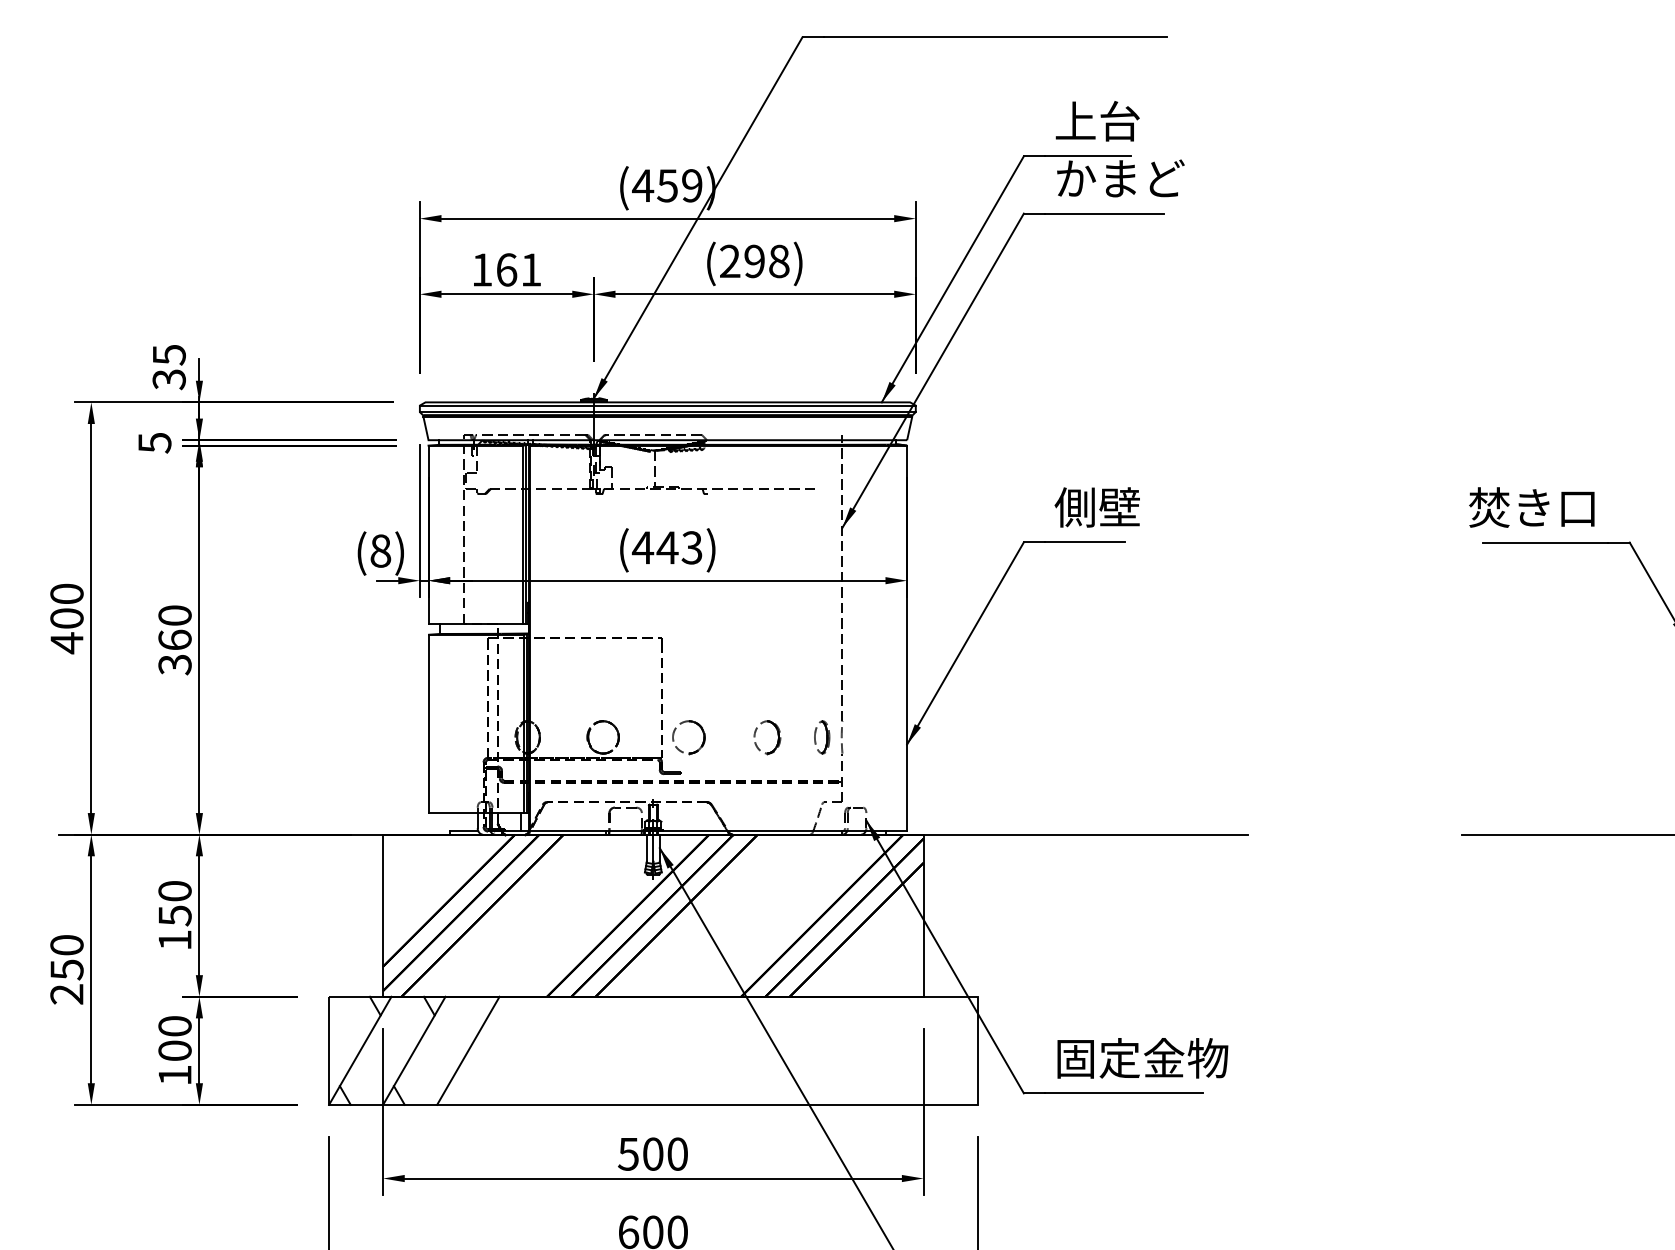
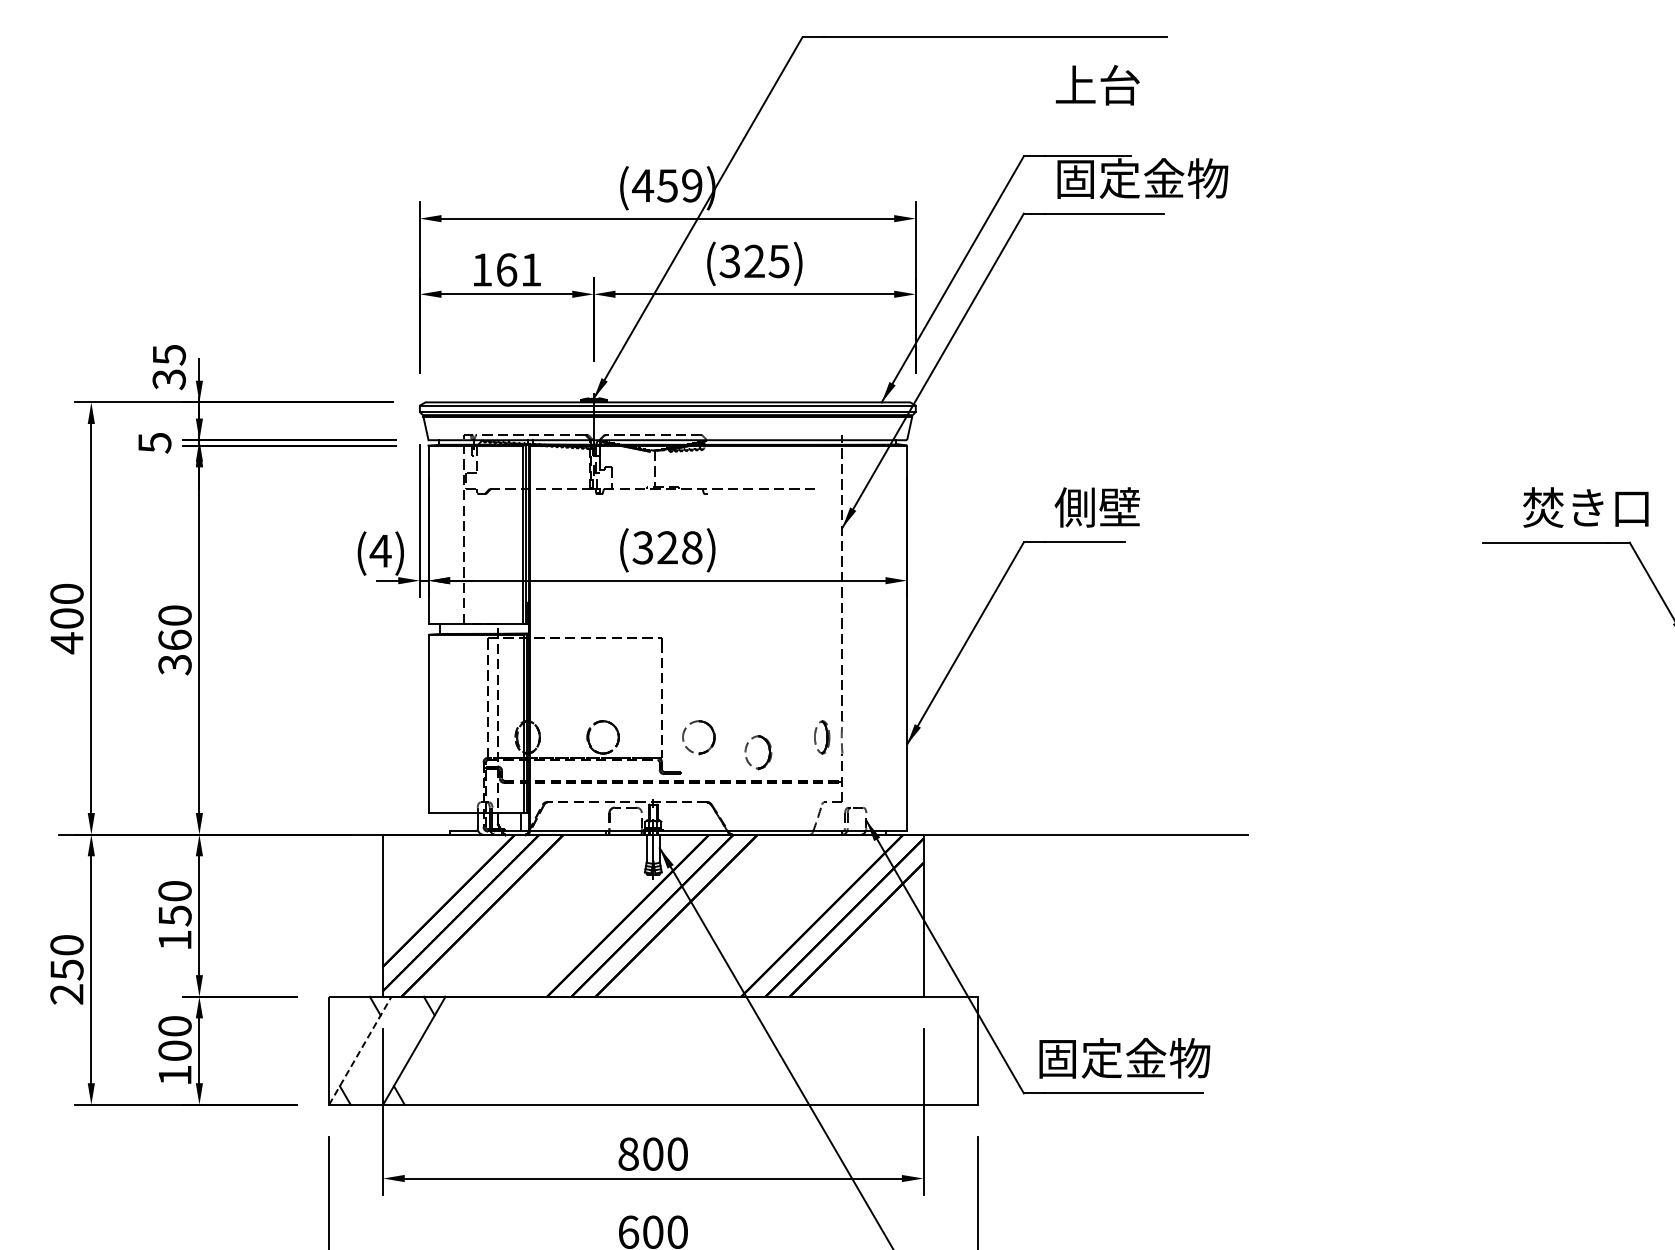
text position: (1097, 121) -> (1097, 85) (1097, 85)
text: かまど -> 固定金物 (1142, 178)
text: (298) -> (325) (754, 261)
text position: (1531, 507) -> (1585, 507) (1585, 507)
text: (443) -> (328) (666, 547)
text: (8) -> (4) (380, 550)
part position: (777, 735) -> (768, 750) (768, 750)
part position: (674, 739) -> (684, 739) (684, 739)
line: present -> none (1566, 834)
line: solid -> dashed (360, 1050)
line: present -> none (468, 1050)
text position: (1142, 1058) -> (1124, 1058) (1124, 1058)
text: 500 -> 800 (627, 1153)
